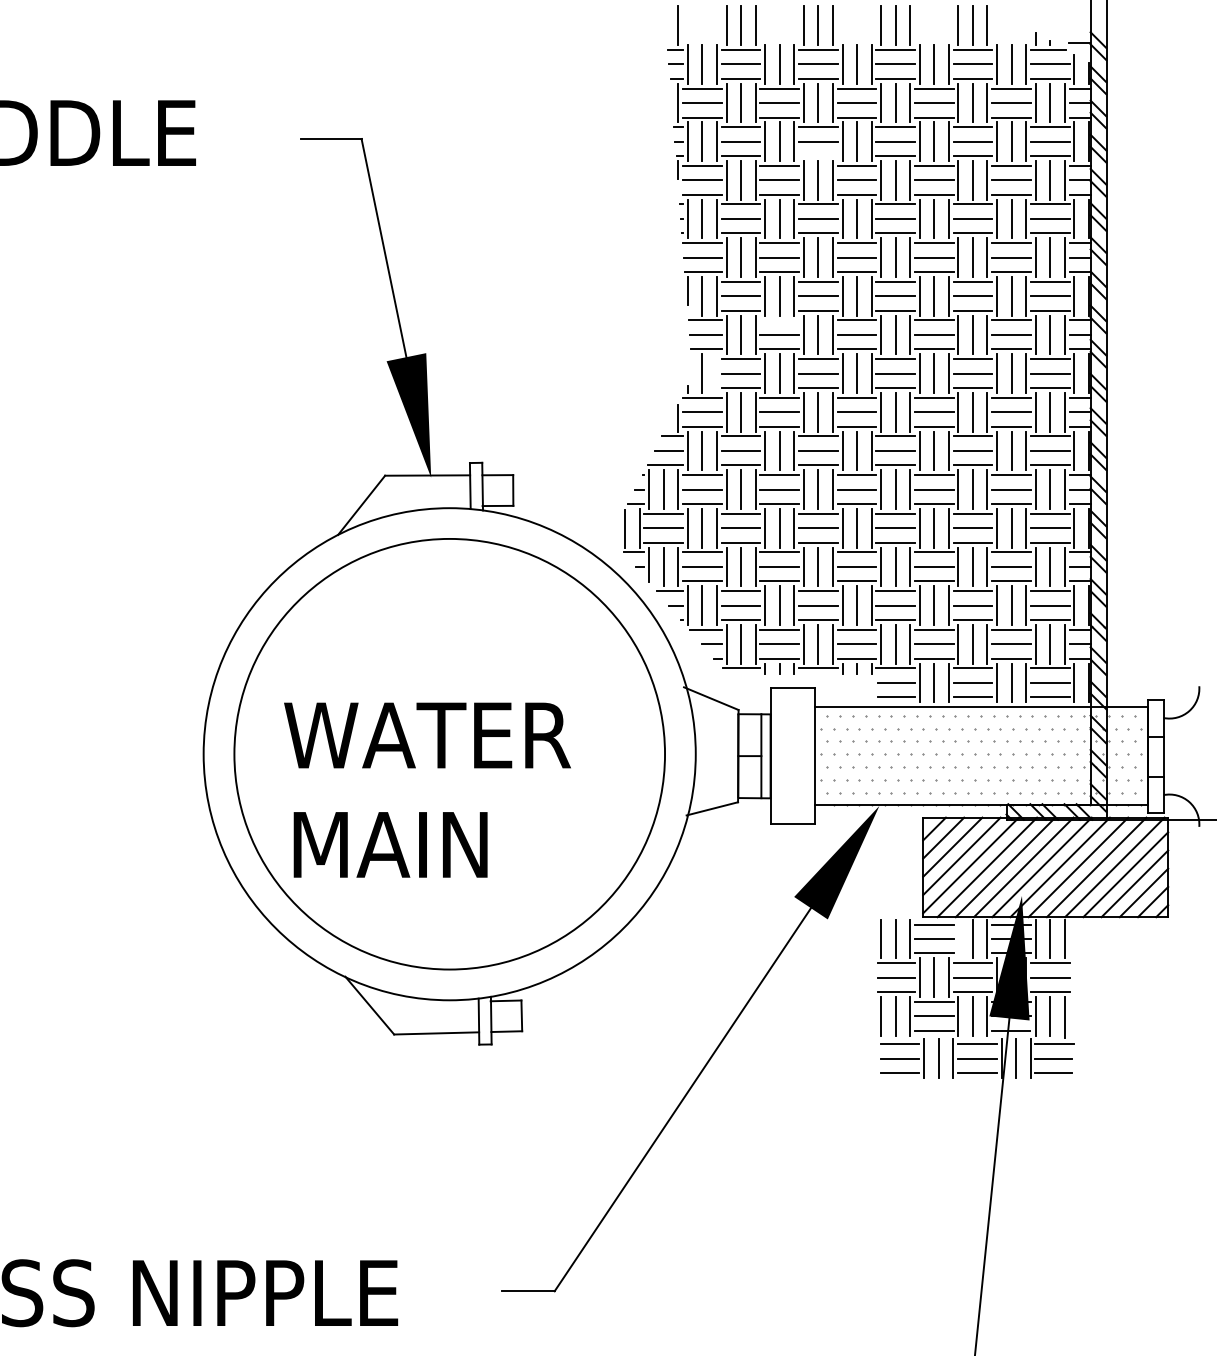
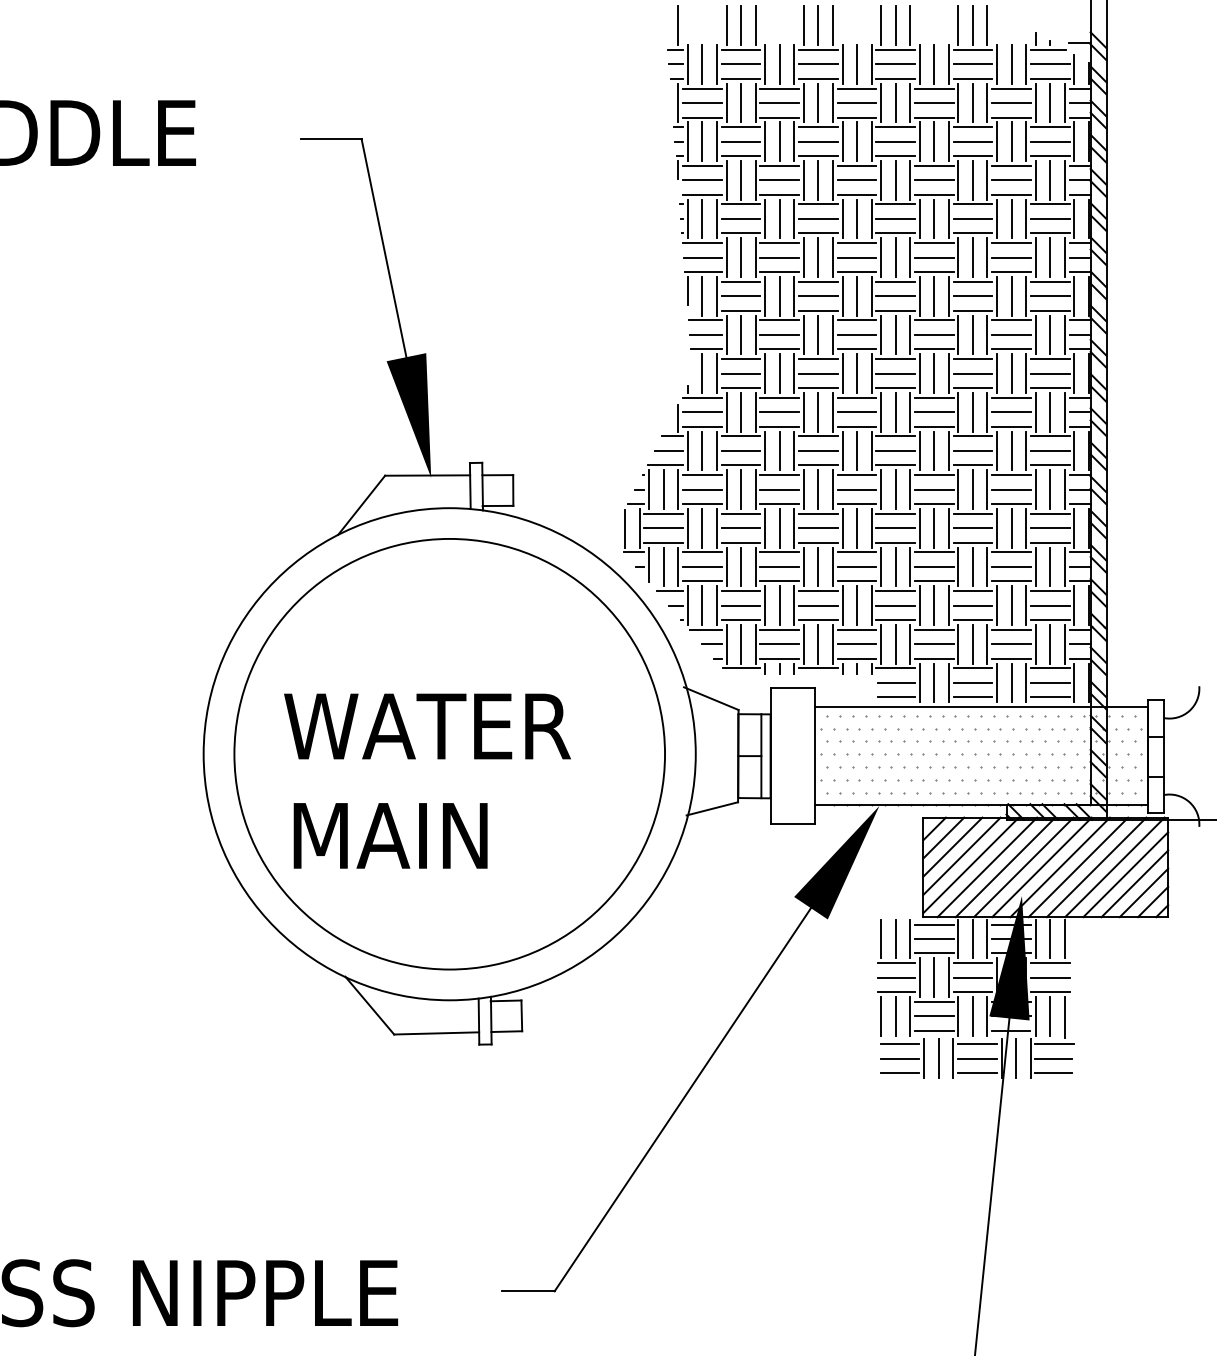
line: none -> present (818, 156)
line: none -> present (779, 320)
line: none -> present (716, 373)
text position: (427, 789) -> (427, 780) (427, 780)
line: none -> present (958, 938)
